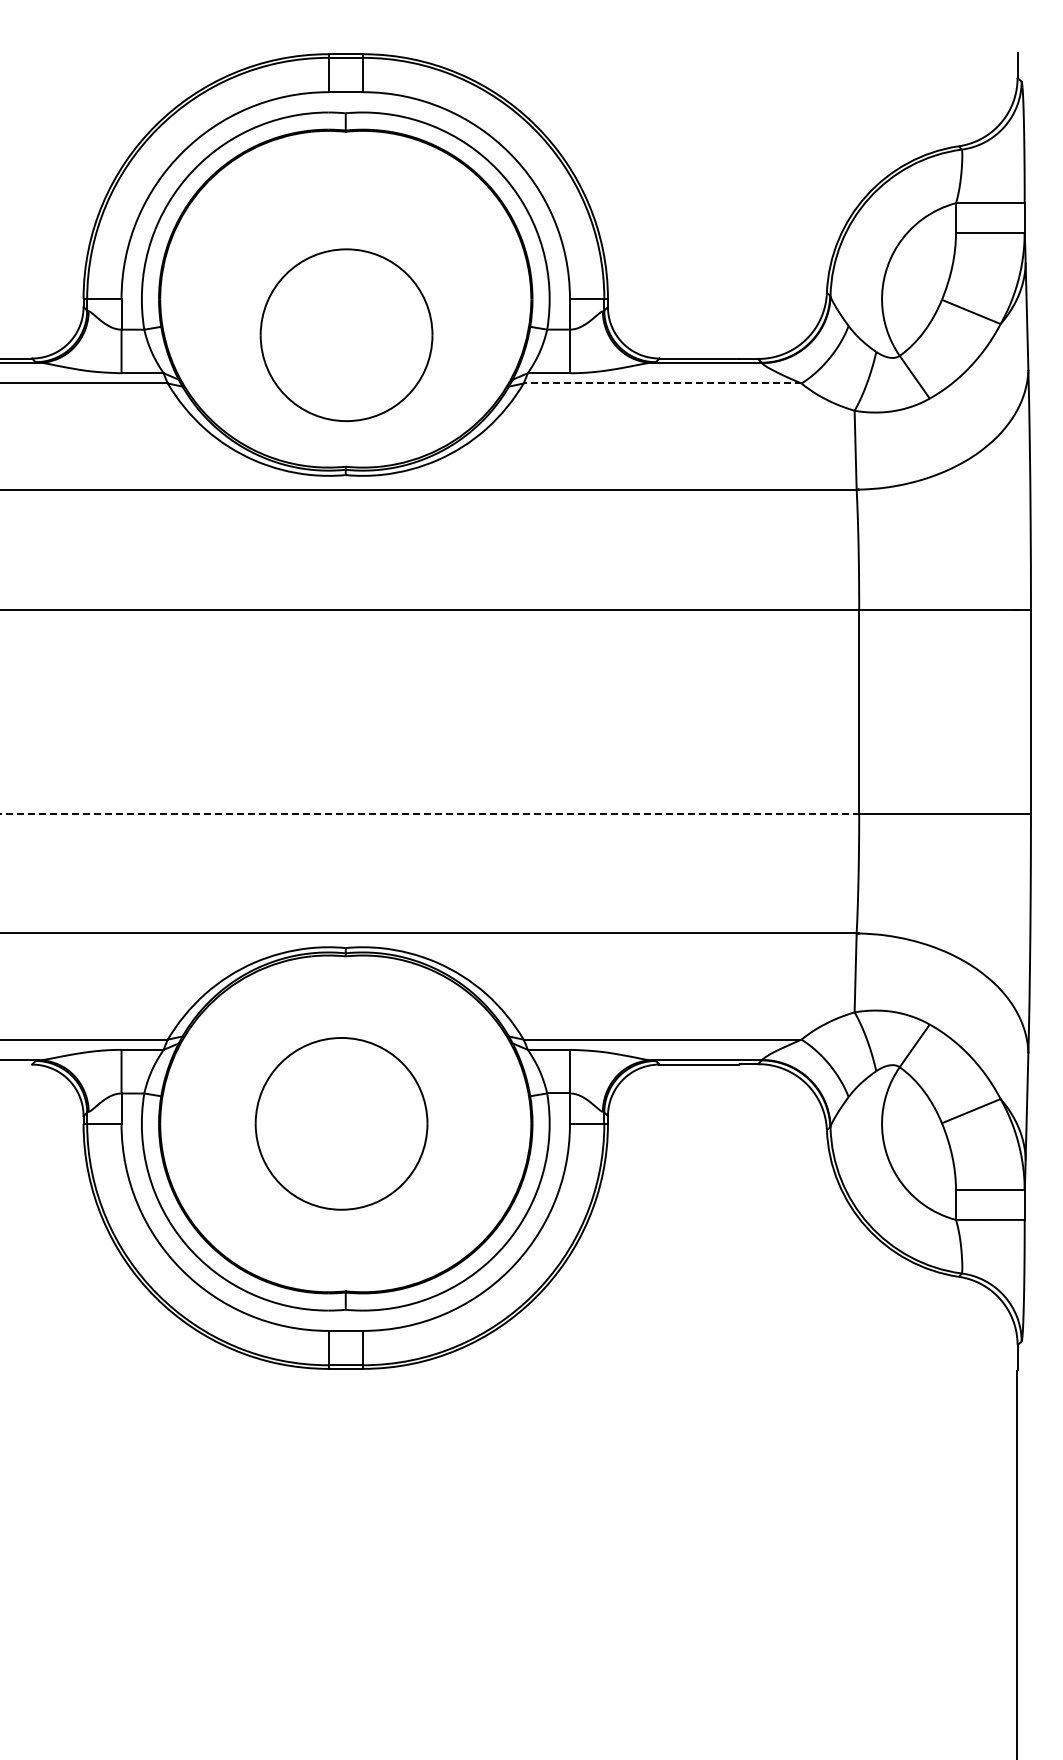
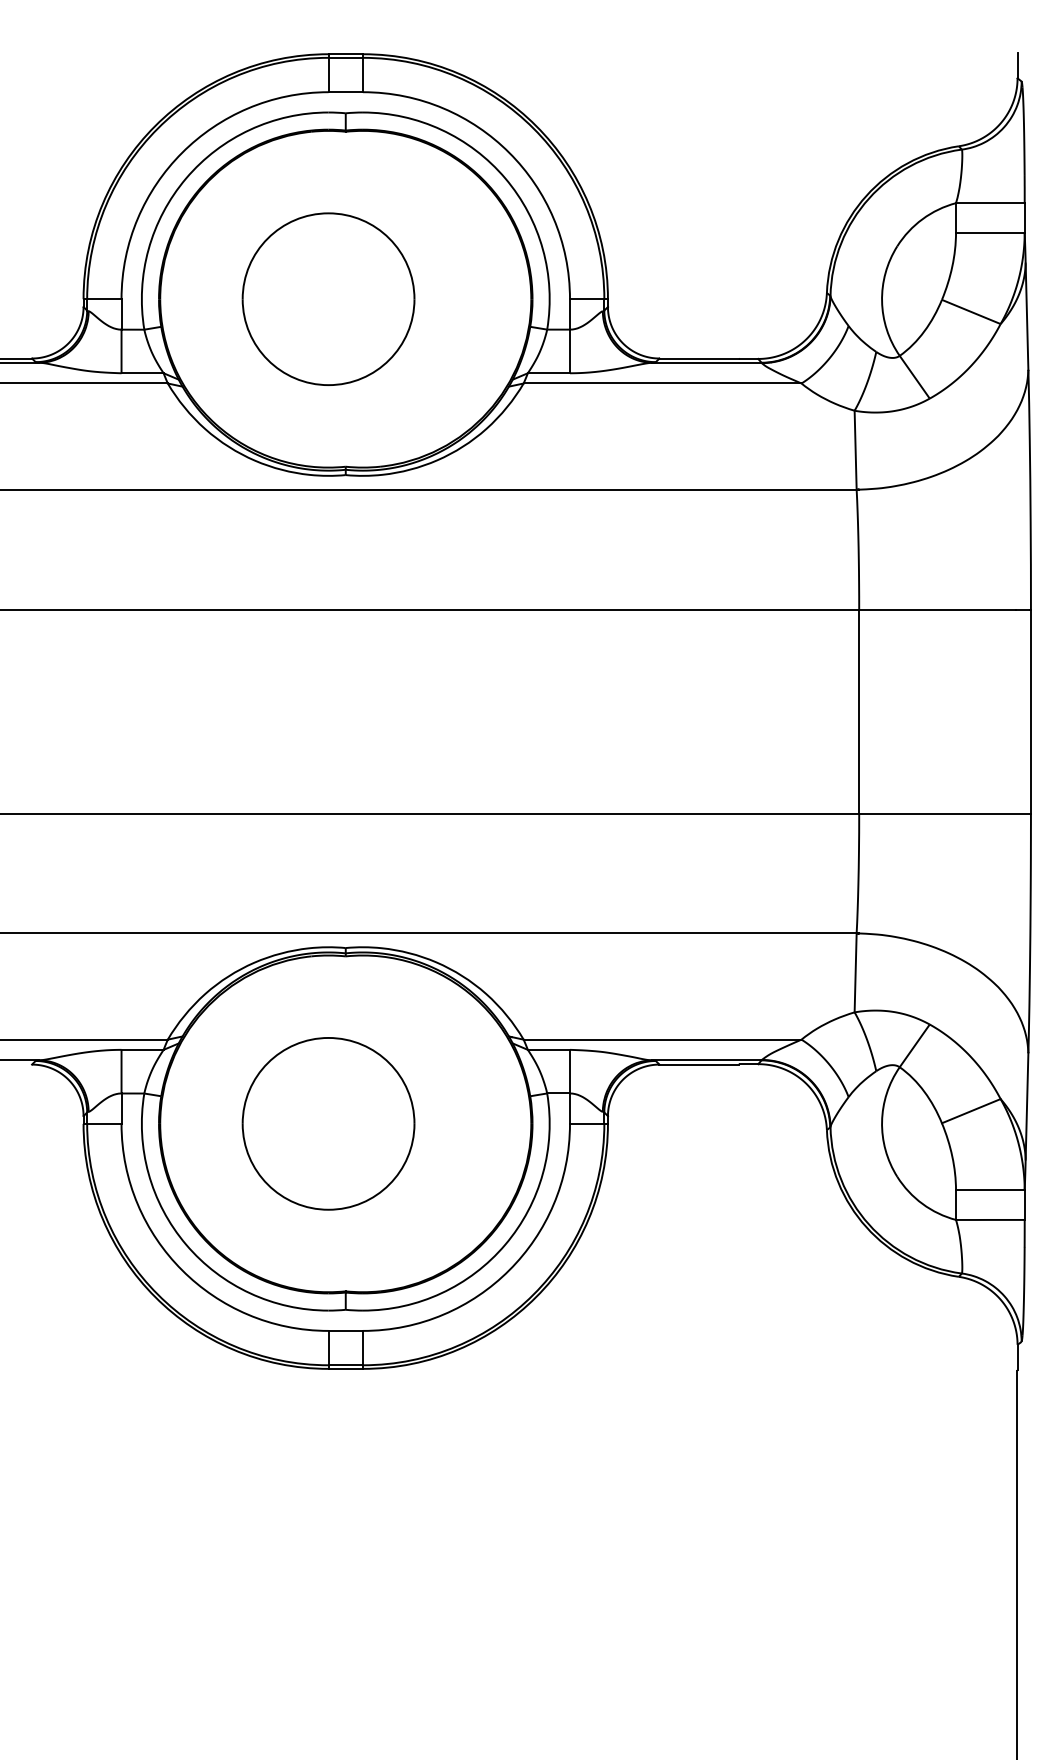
part position: (346, 334) -> (328, 298) (328, 298)
line: dashed -> solid (662, 383)
line: dashed -> solid (430, 813)
part position: (341, 1123) -> (328, 1123) (328, 1123)
